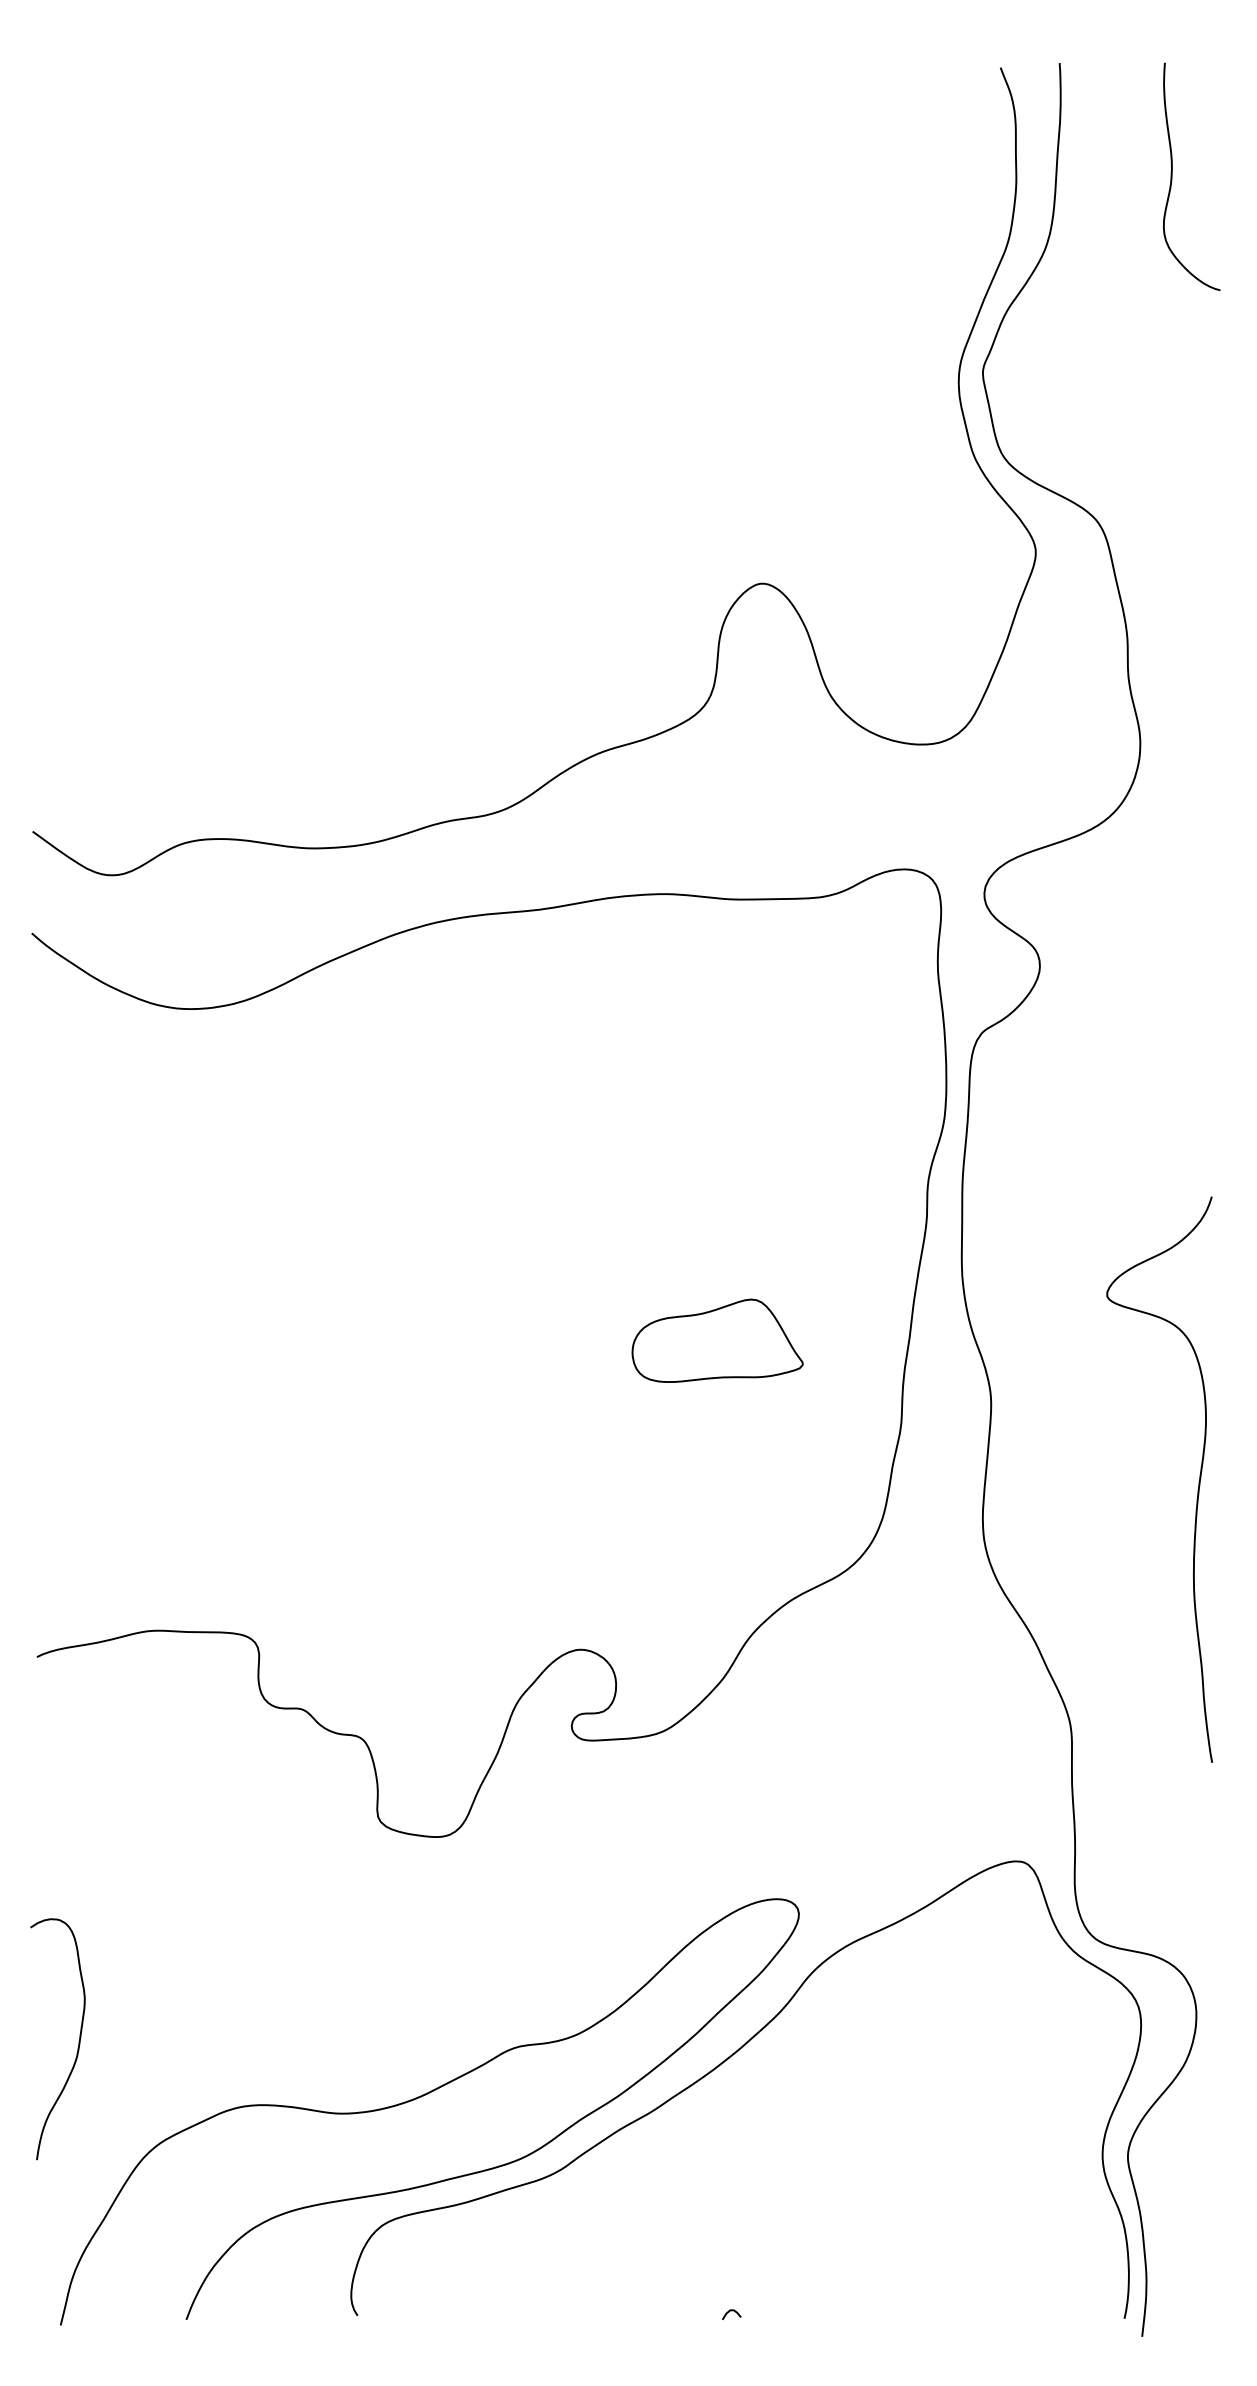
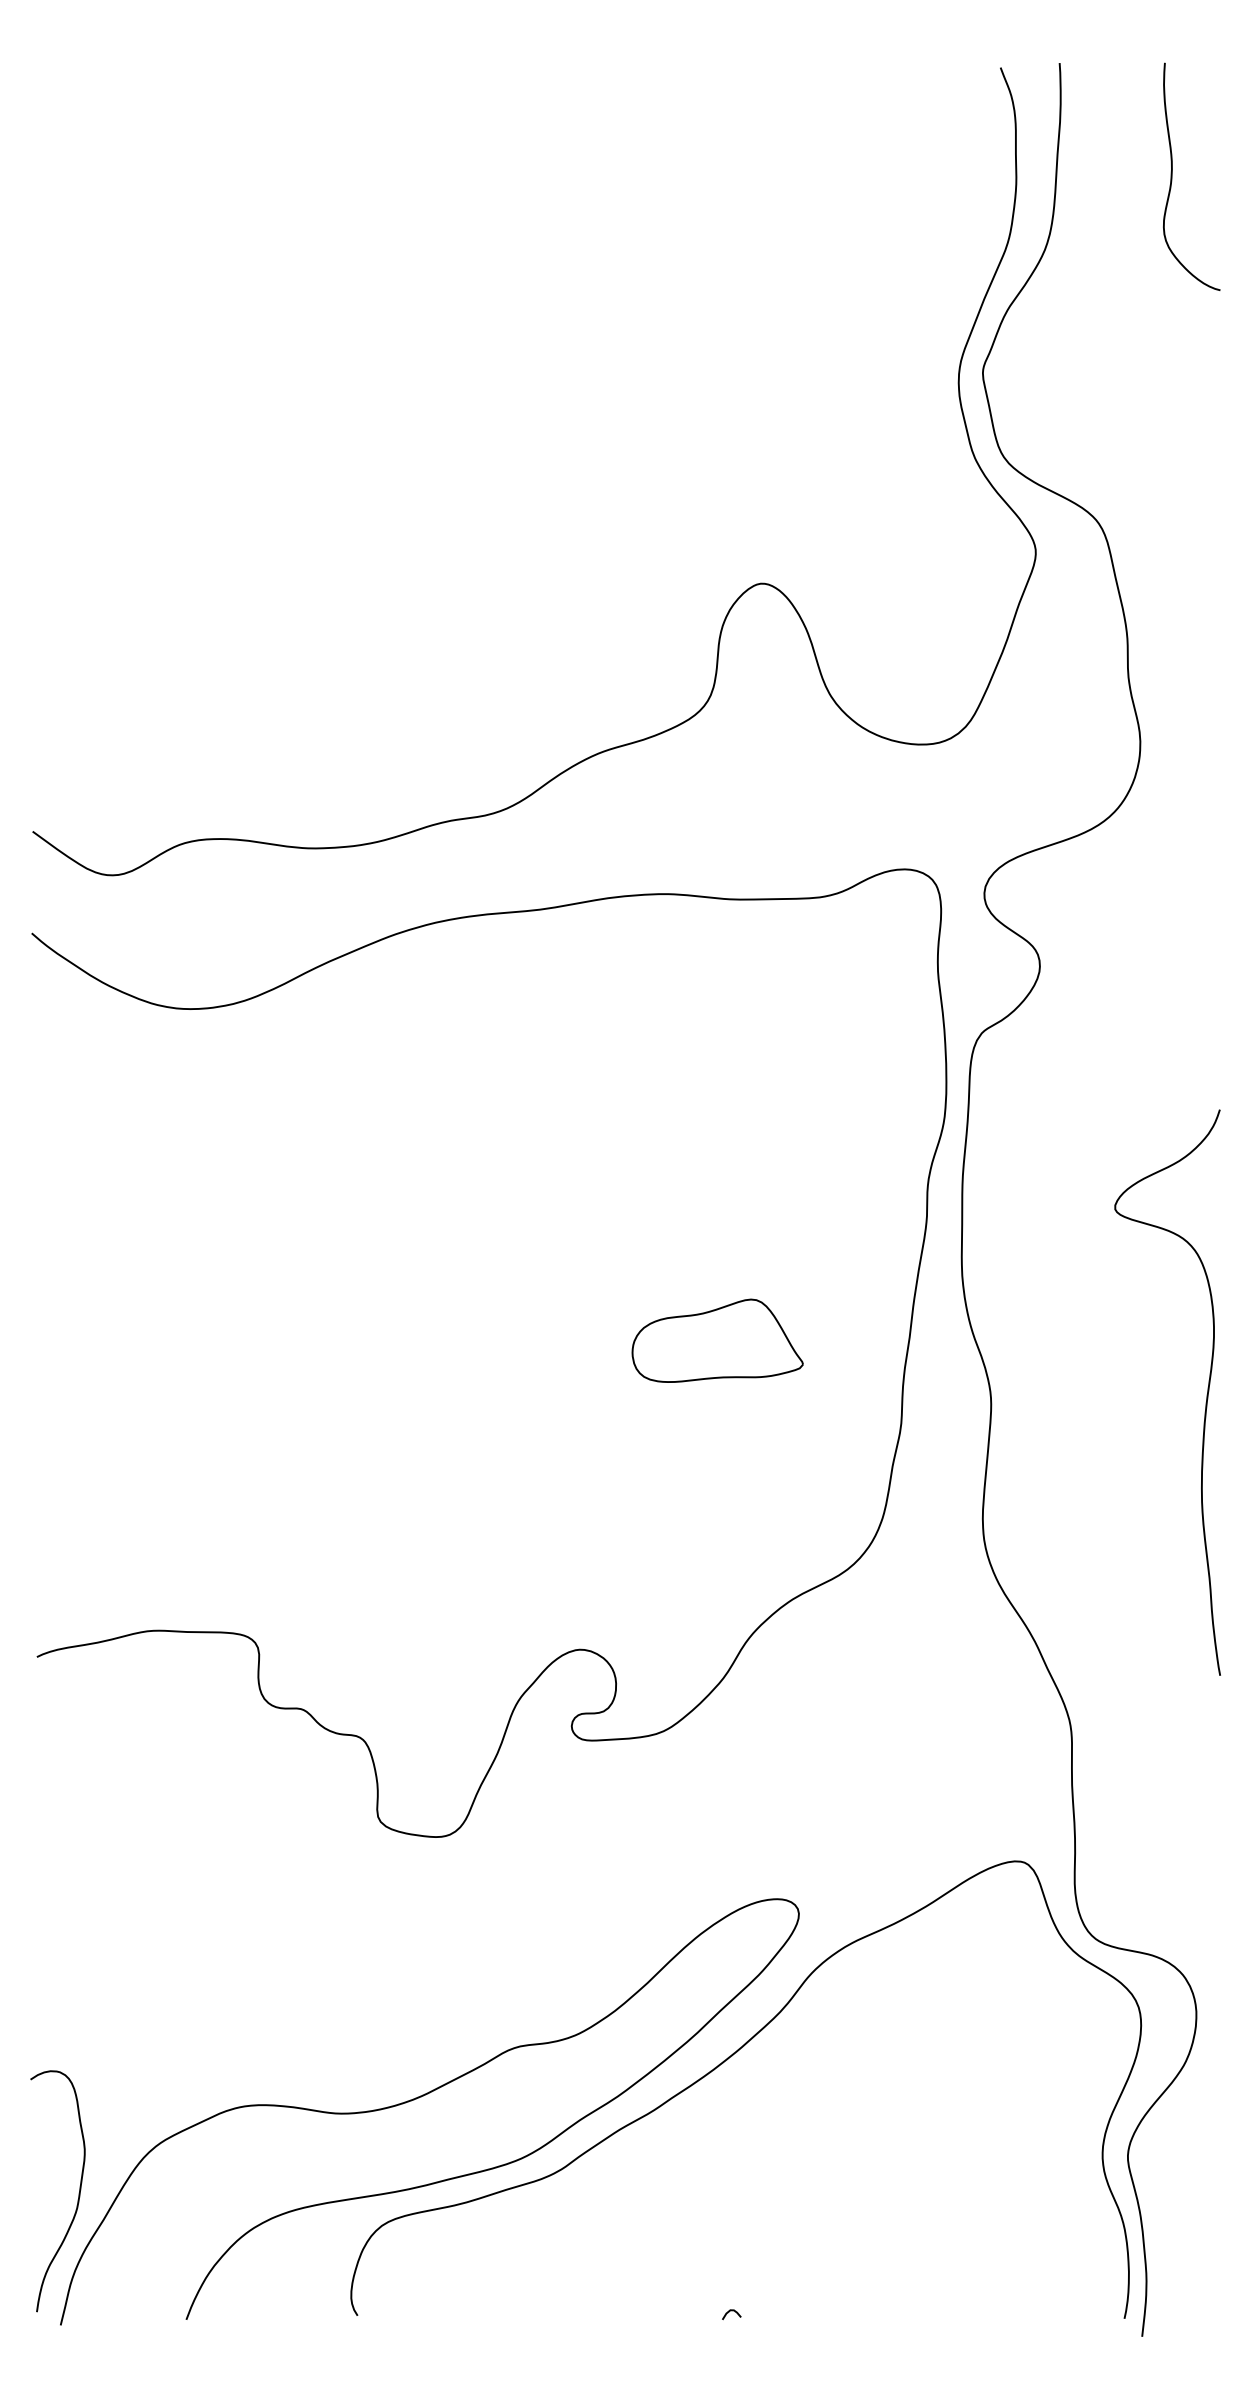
curve position: (1198, 1481) -> (1206, 1394) (1206, 1394)
curve position: (78, 2041) -> (78, 2193) (78, 2193)
